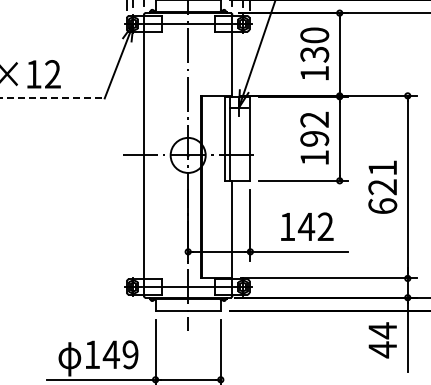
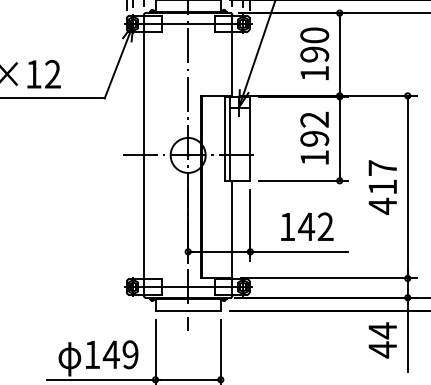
text: 130 -> 190 (314, 54)
line: dashed -> solid (52, 98)
text: 621 -> 417 (382, 187)
